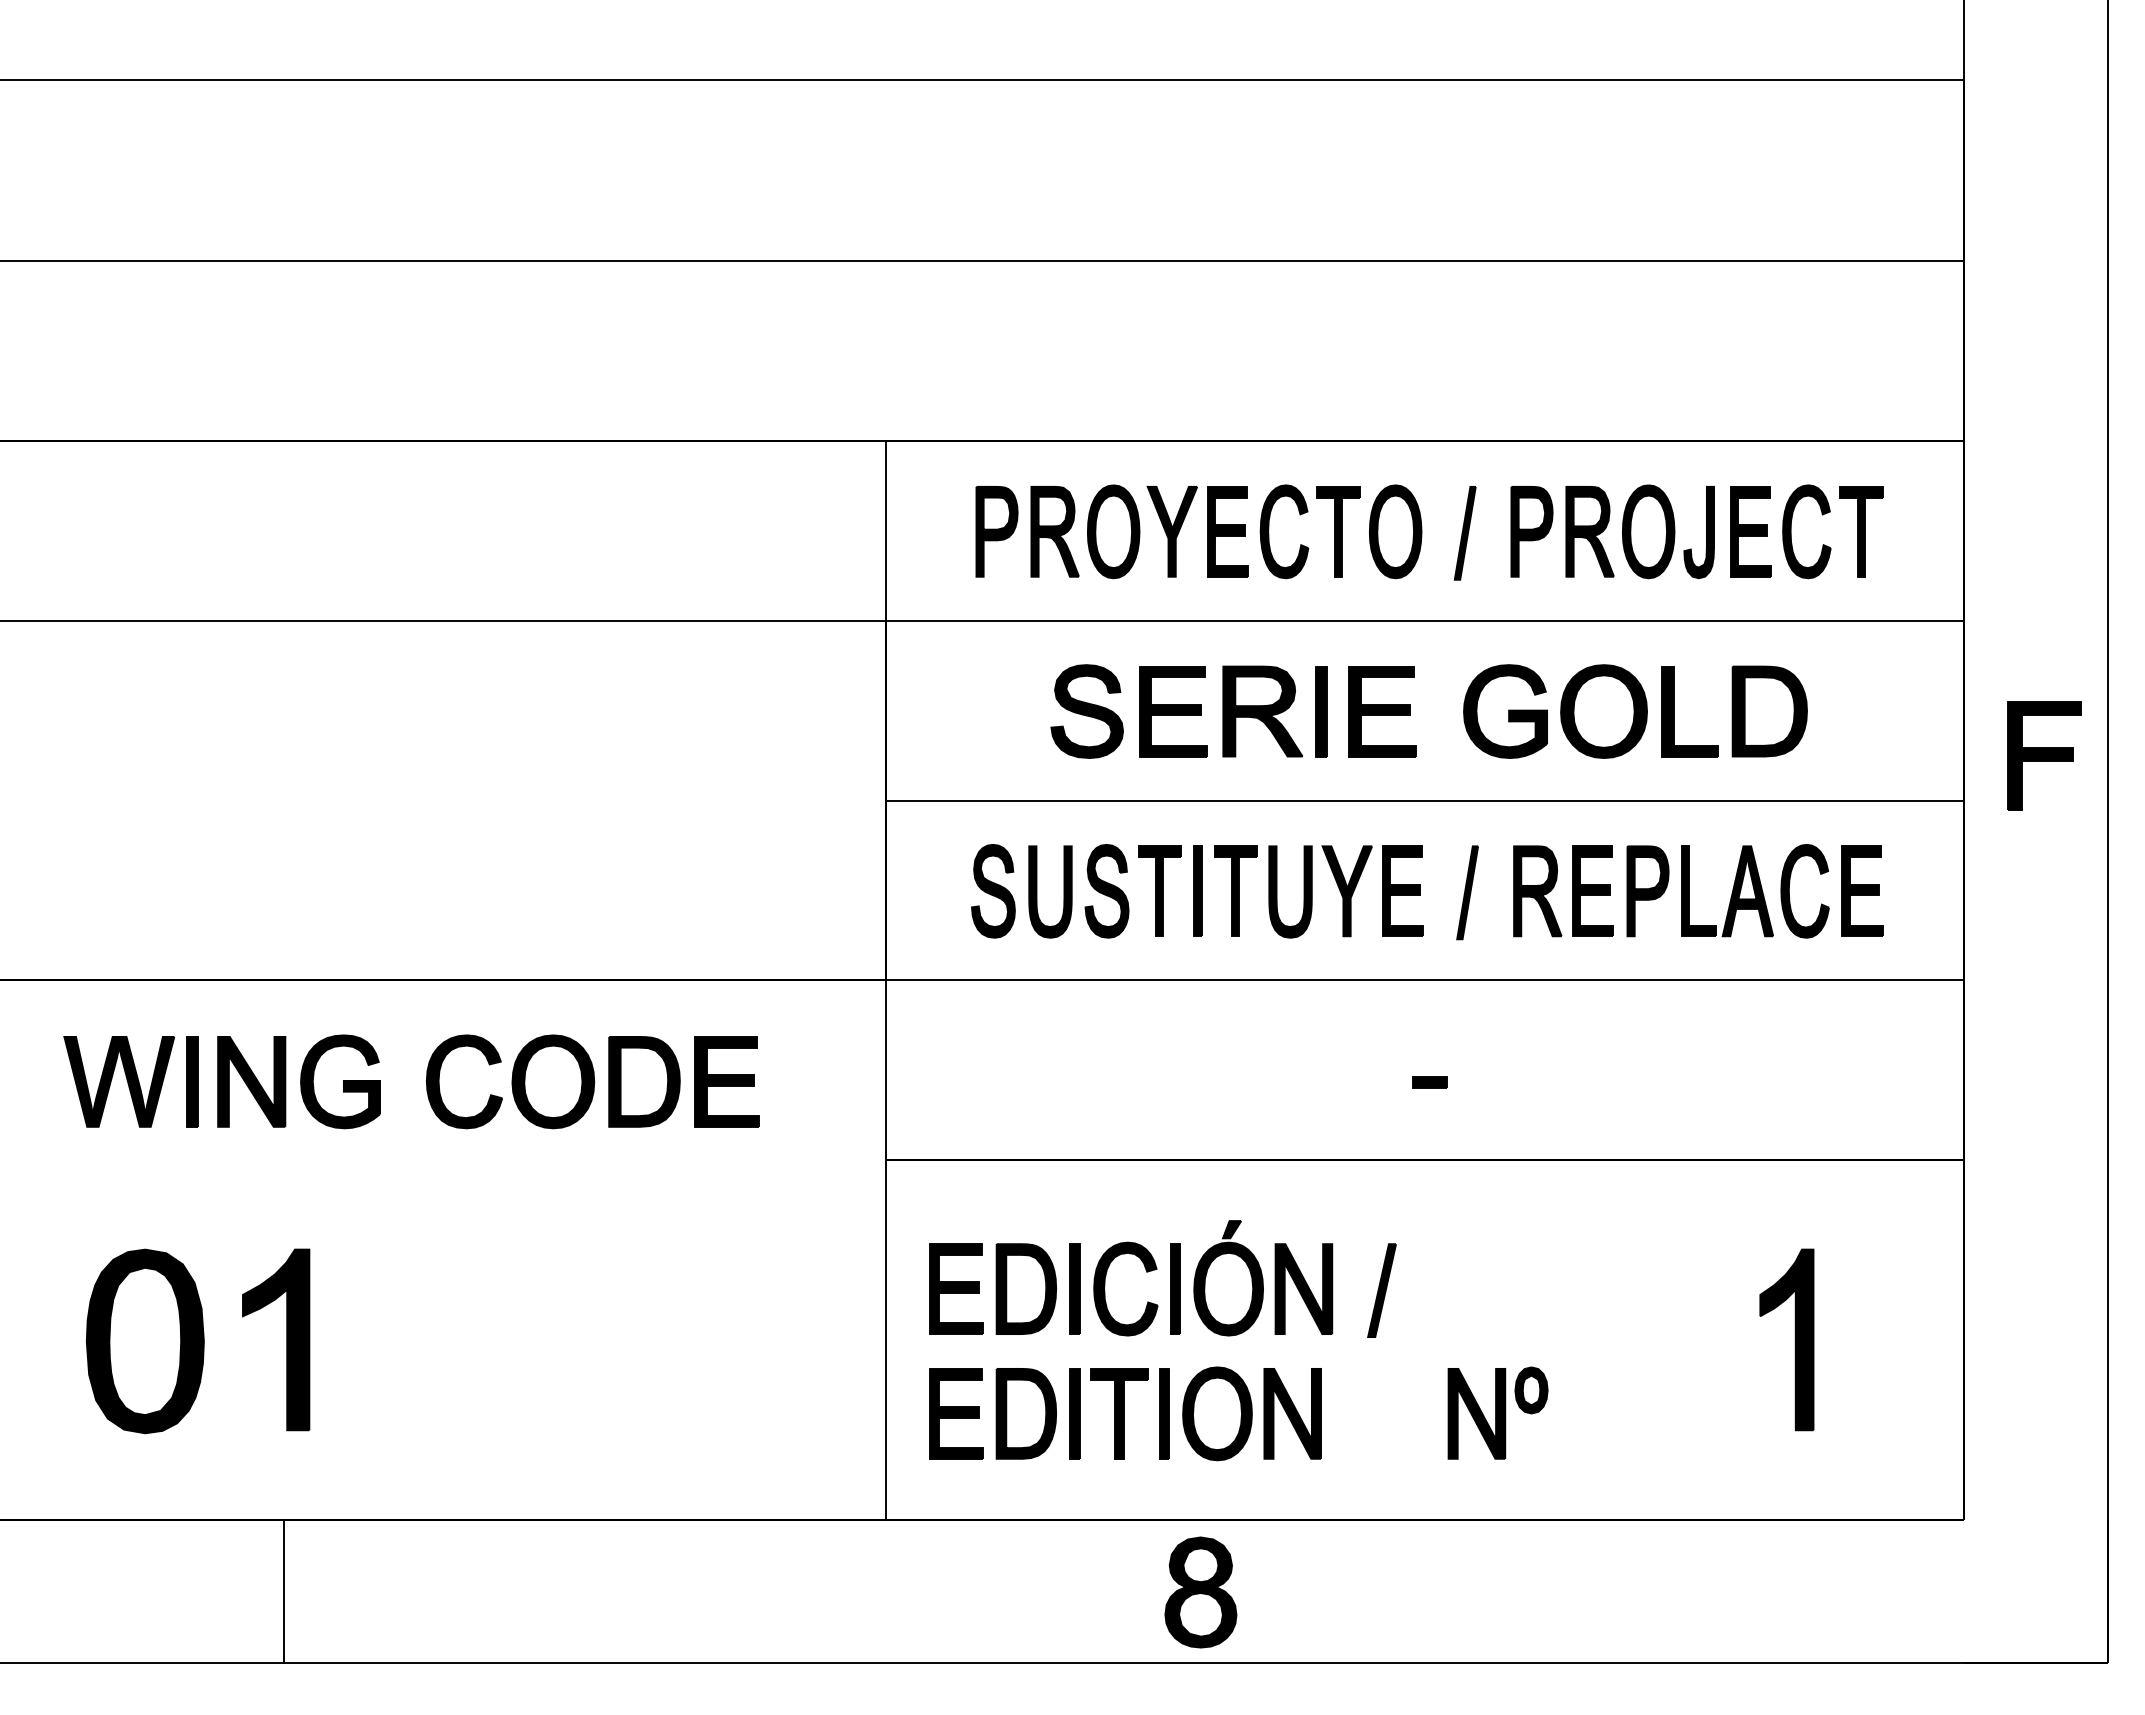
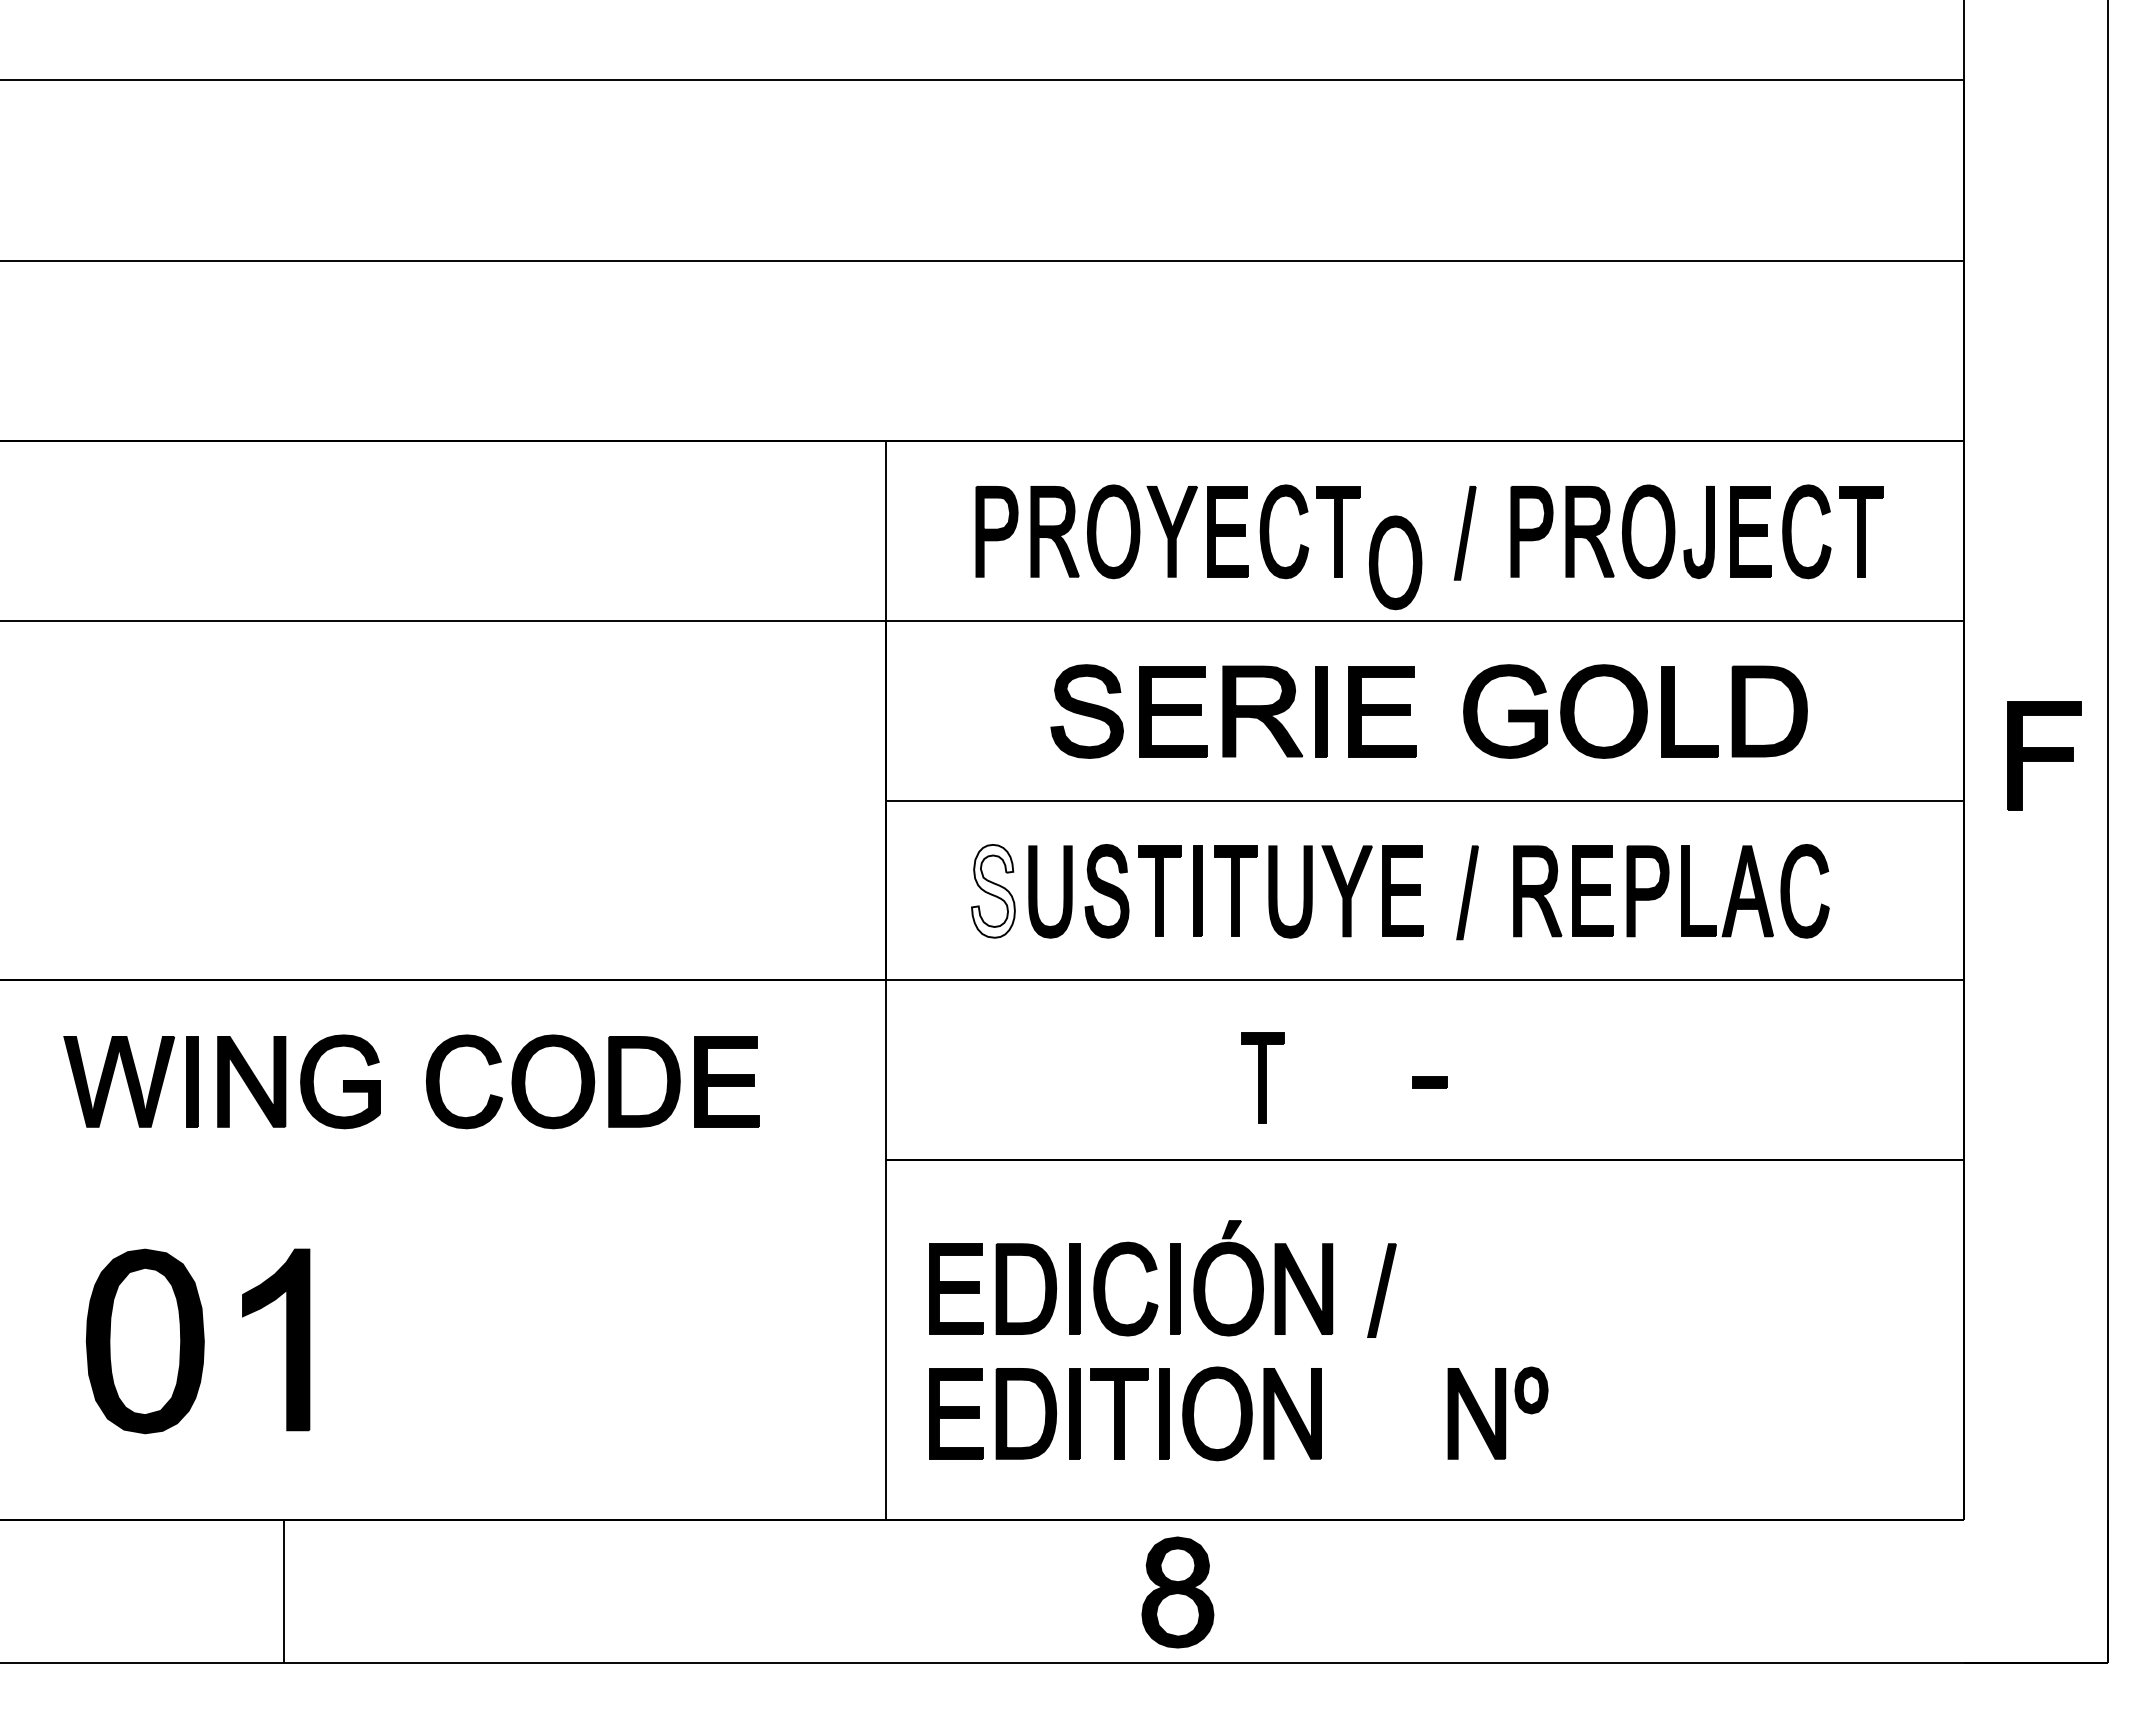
part position: (1395, 531) -> (1395, 562) (1395, 562)
fill: present -> none (992, 890)
part: present -> none (1862, 890)
part: none -> present (1262, 1077)
part: present -> none (1794, 1339)
part position: (1200, 1592) -> (1177, 1592) (1177, 1592)
